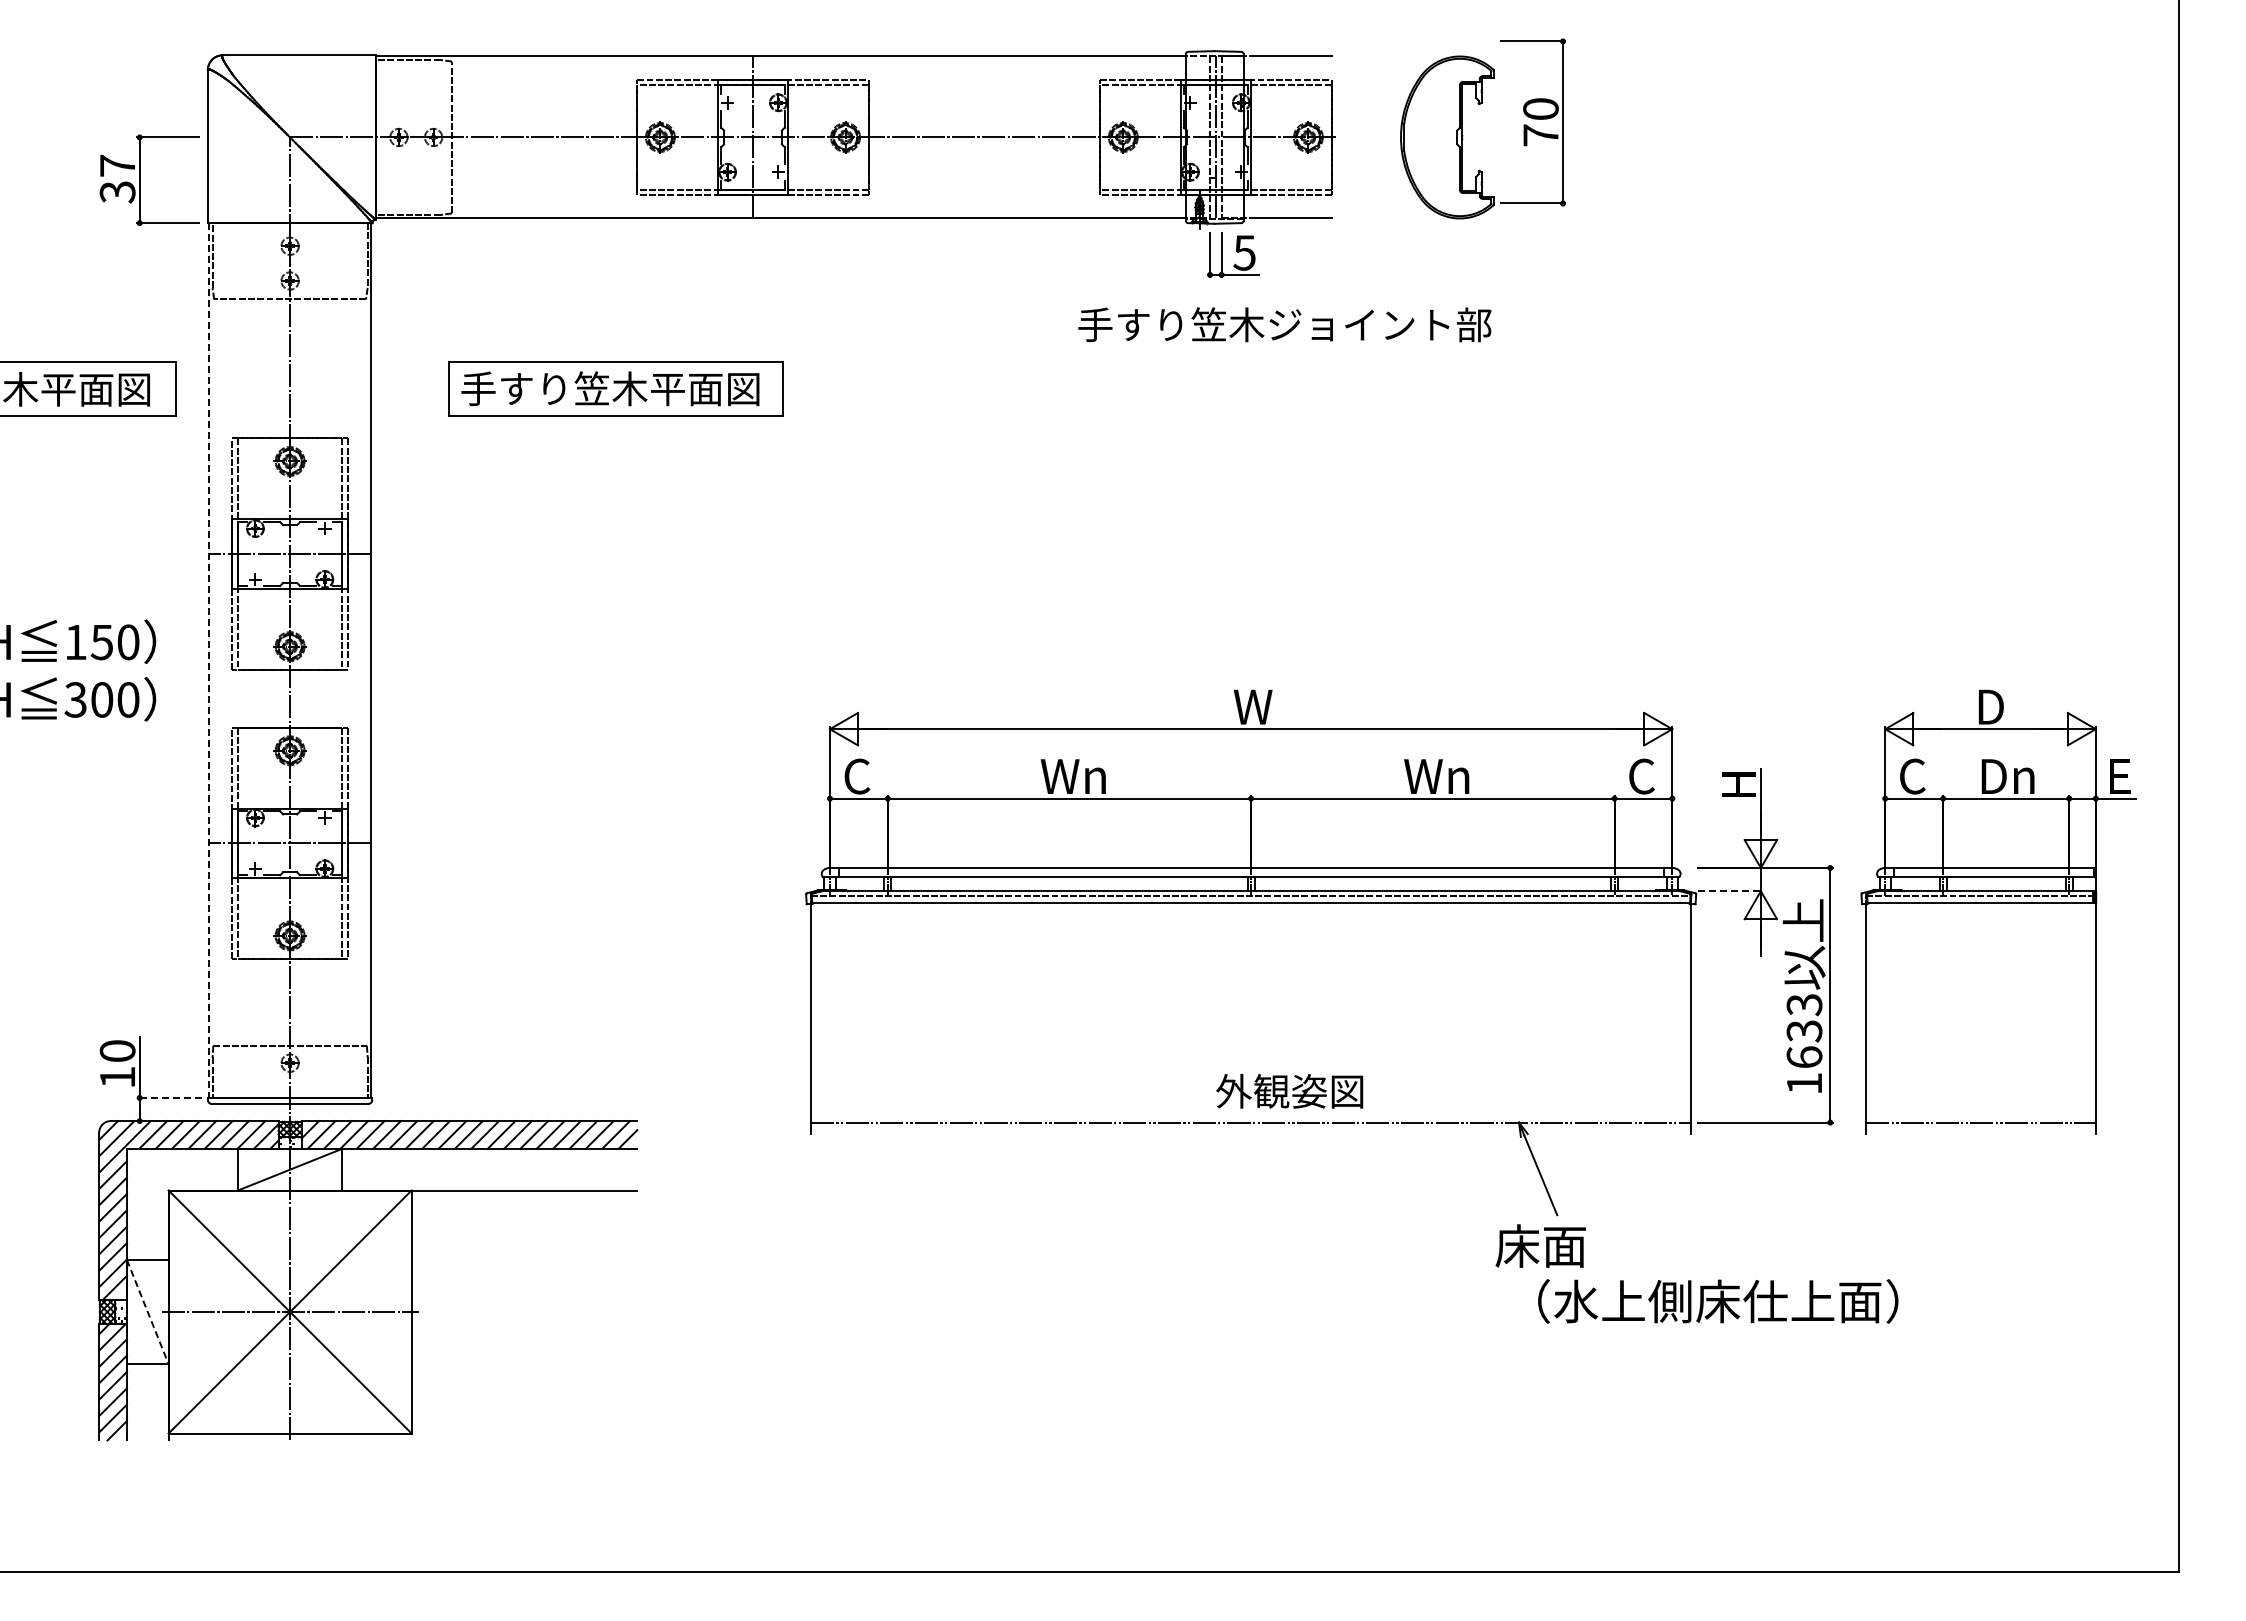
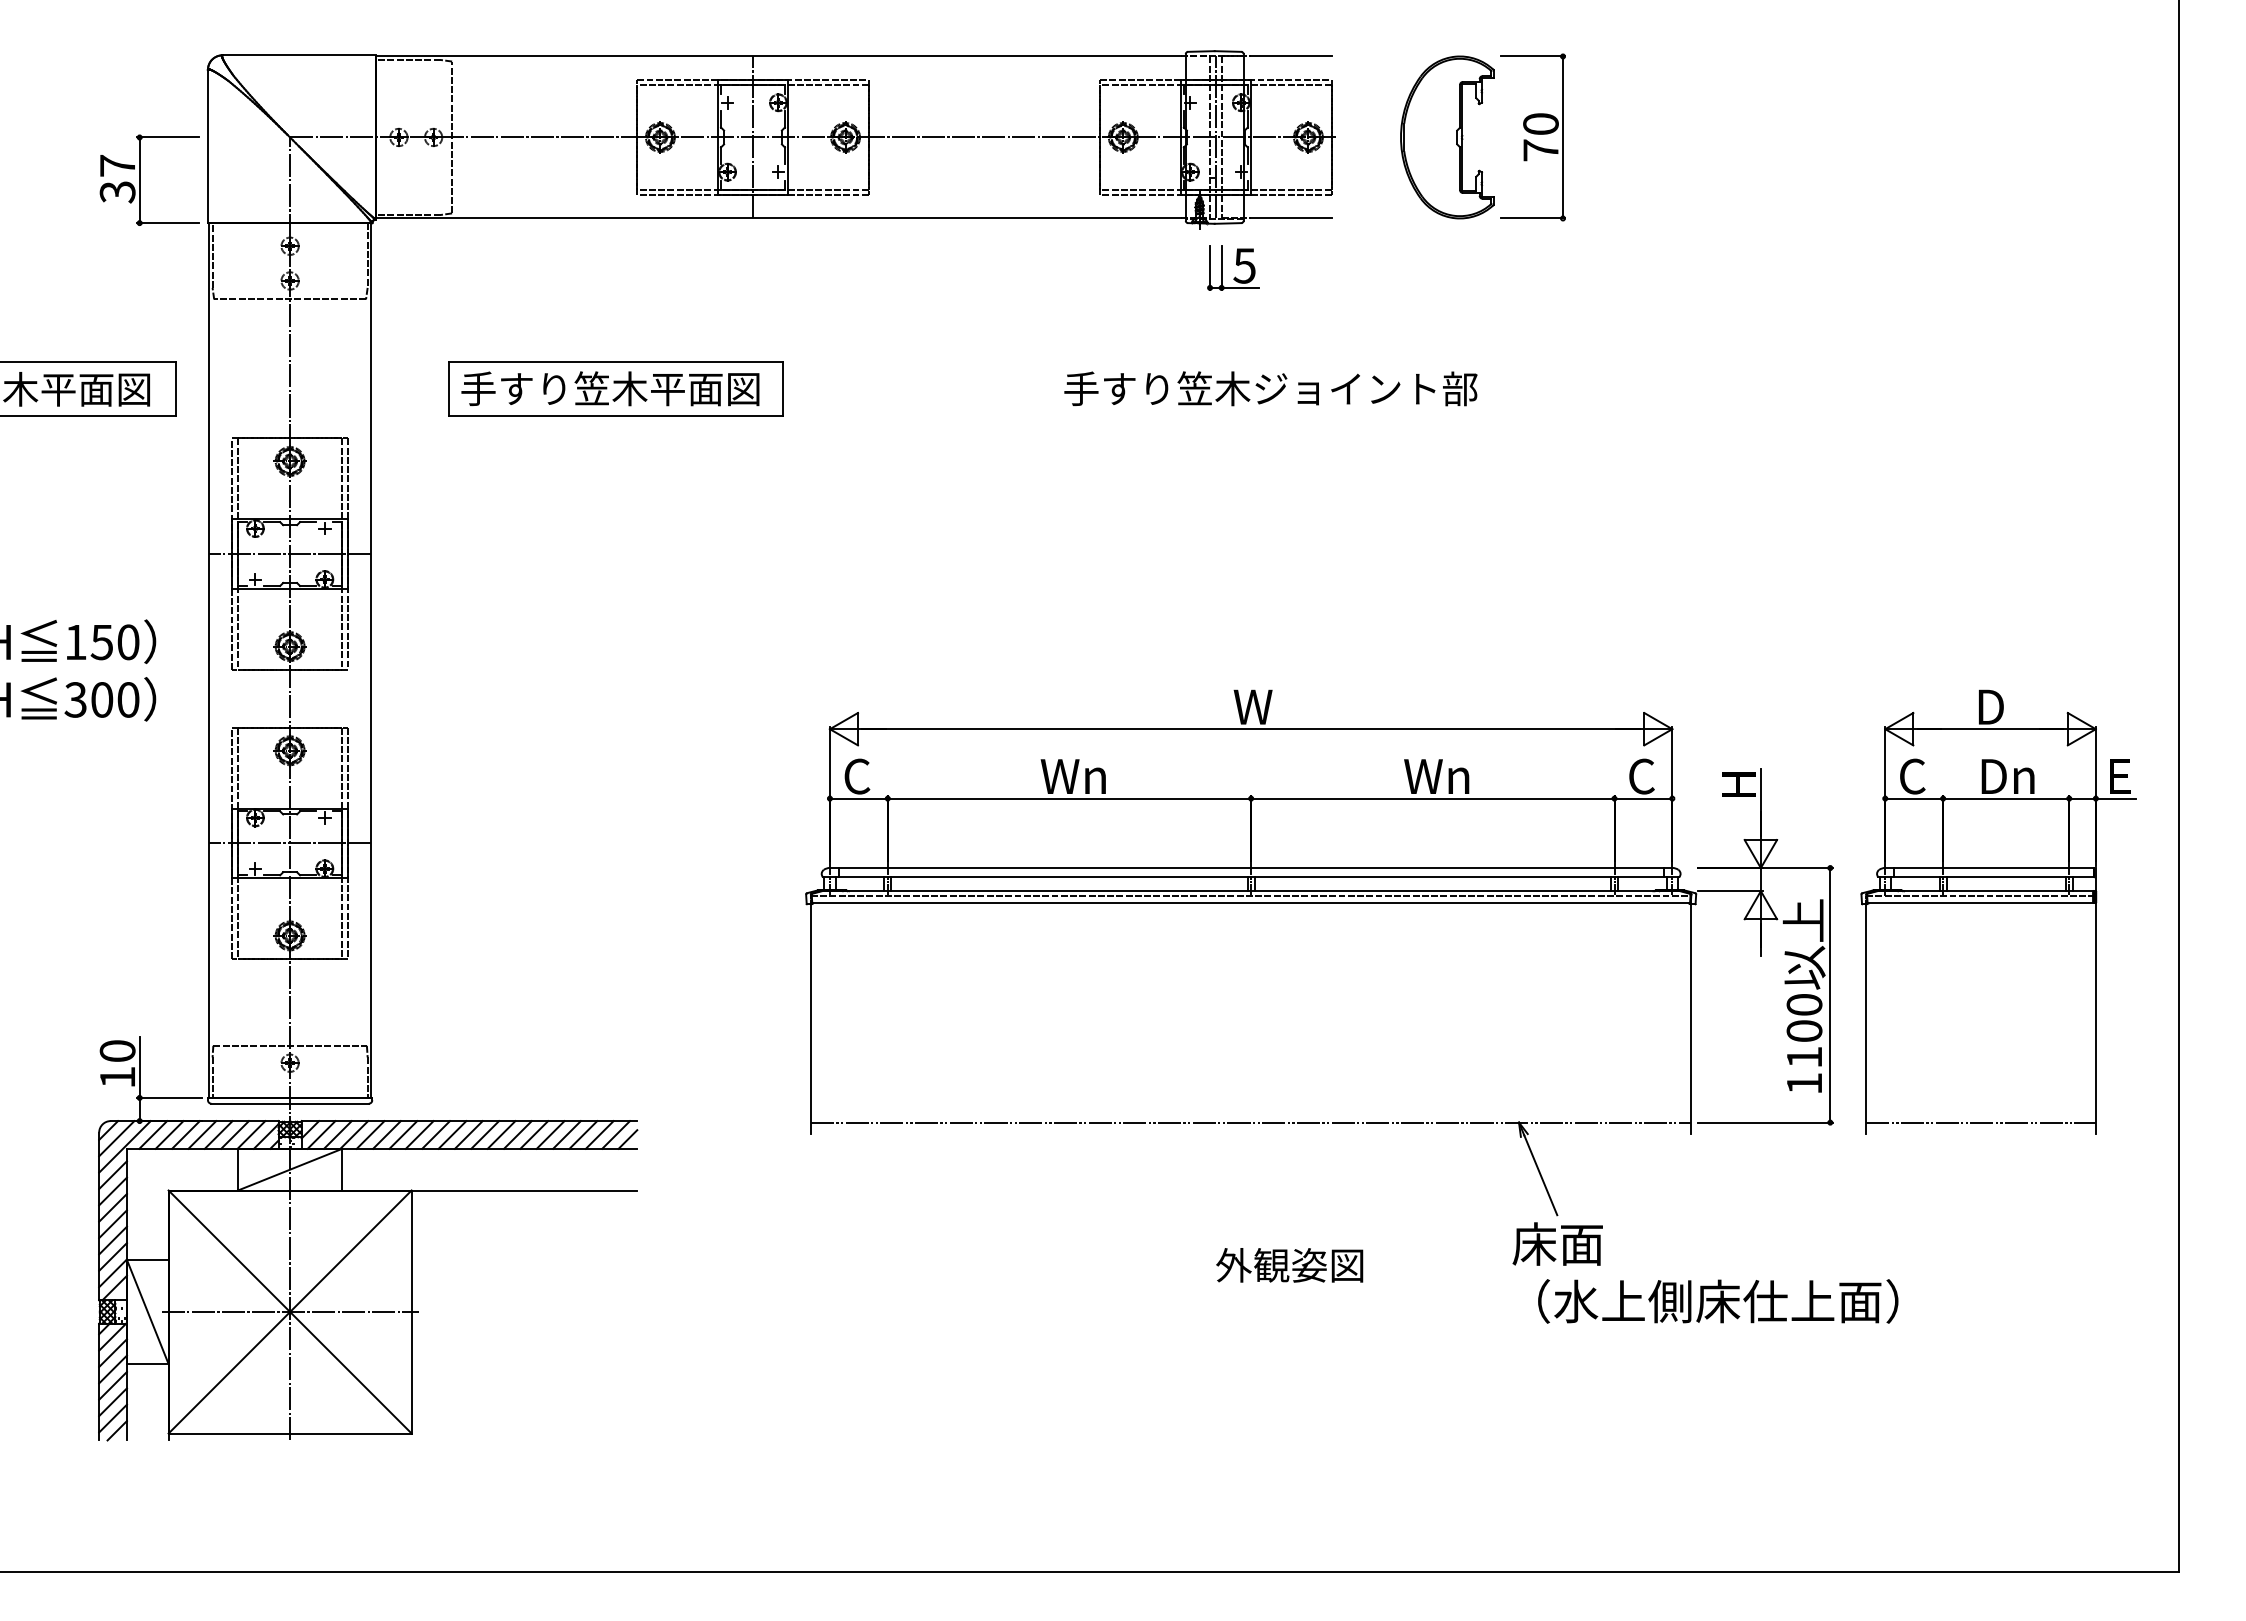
part position: (1532, 122) -> (1532, 137) (1532, 137)
part position: (1233, 254) -> (1233, 267) (1233, 267)
text position: (1284, 324) -> (1270, 388) (1270, 388)
line: dashed -> solid (209, 661)
line: dashed -> solid (1731, 891)
text: 1633 -> 1100 (1804, 1030)
text position: (1289, 1091) -> (1289, 1265) (1289, 1265)
line: dashed -> solid (169, 1097)
text position: (1540, 1245) -> (1557, 1243) (1557, 1243)
line: dashed -> solid (147, 1312)
